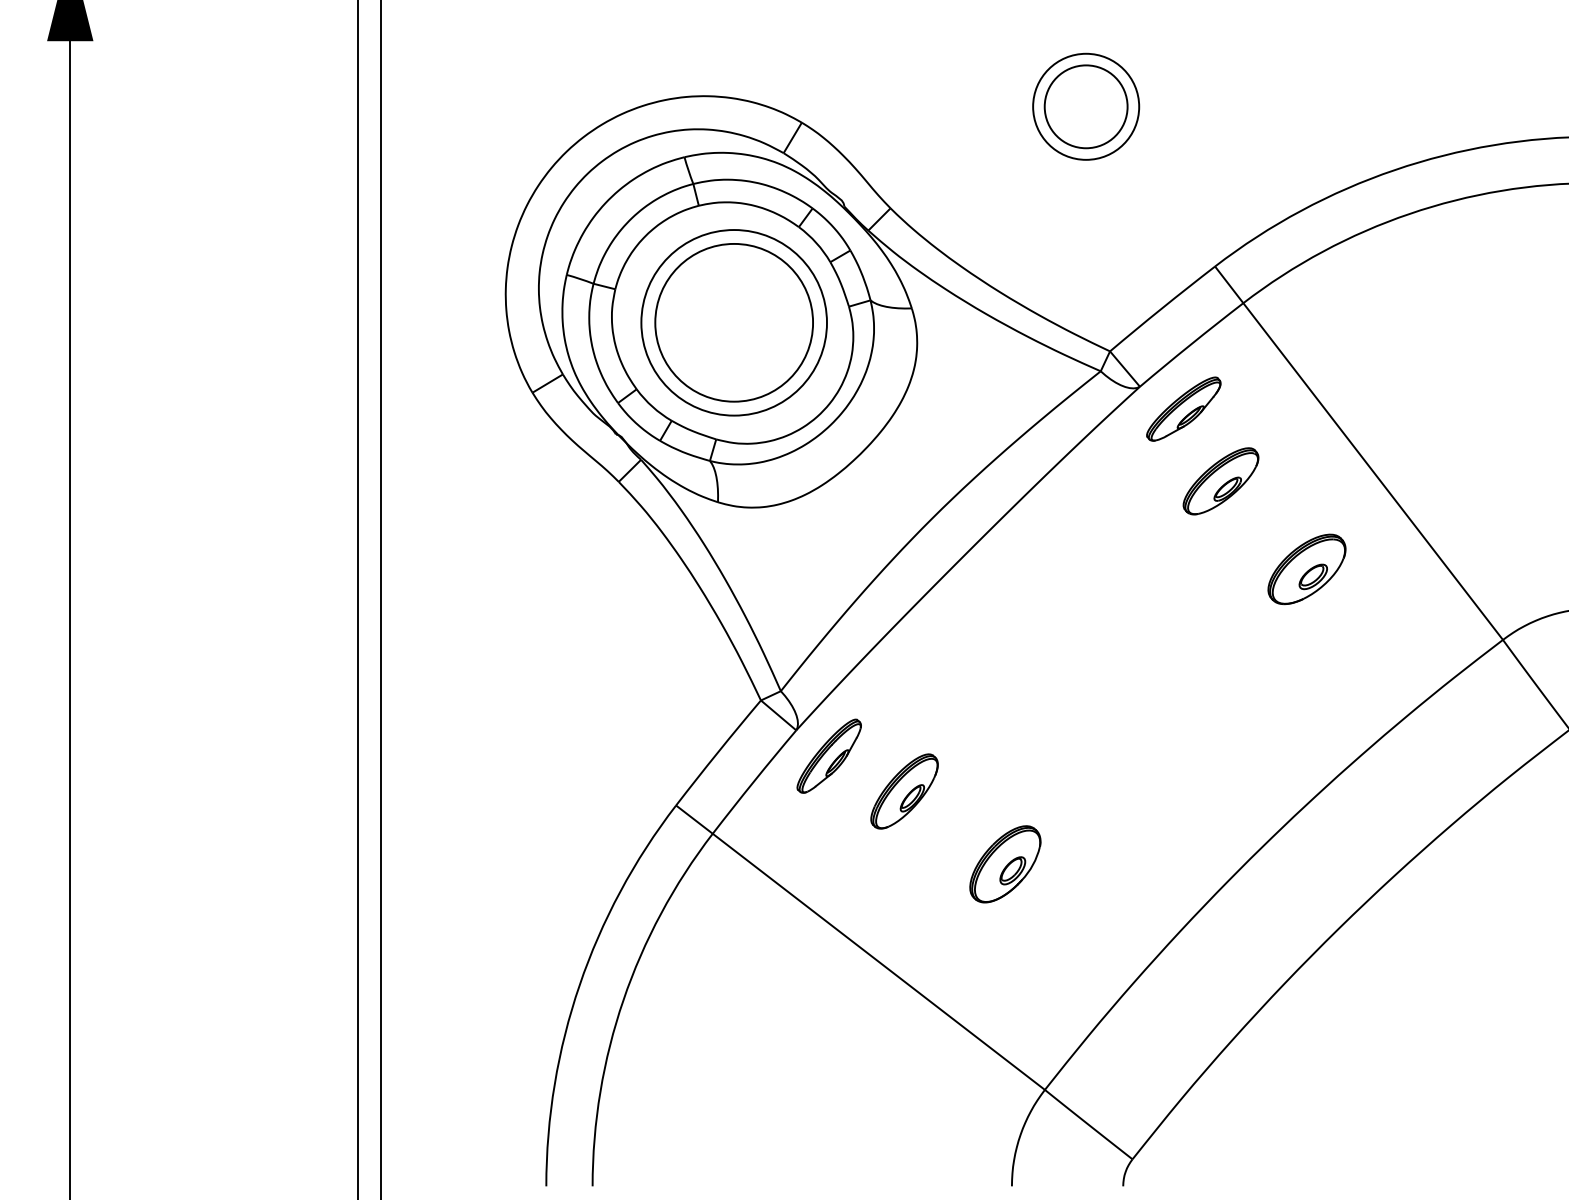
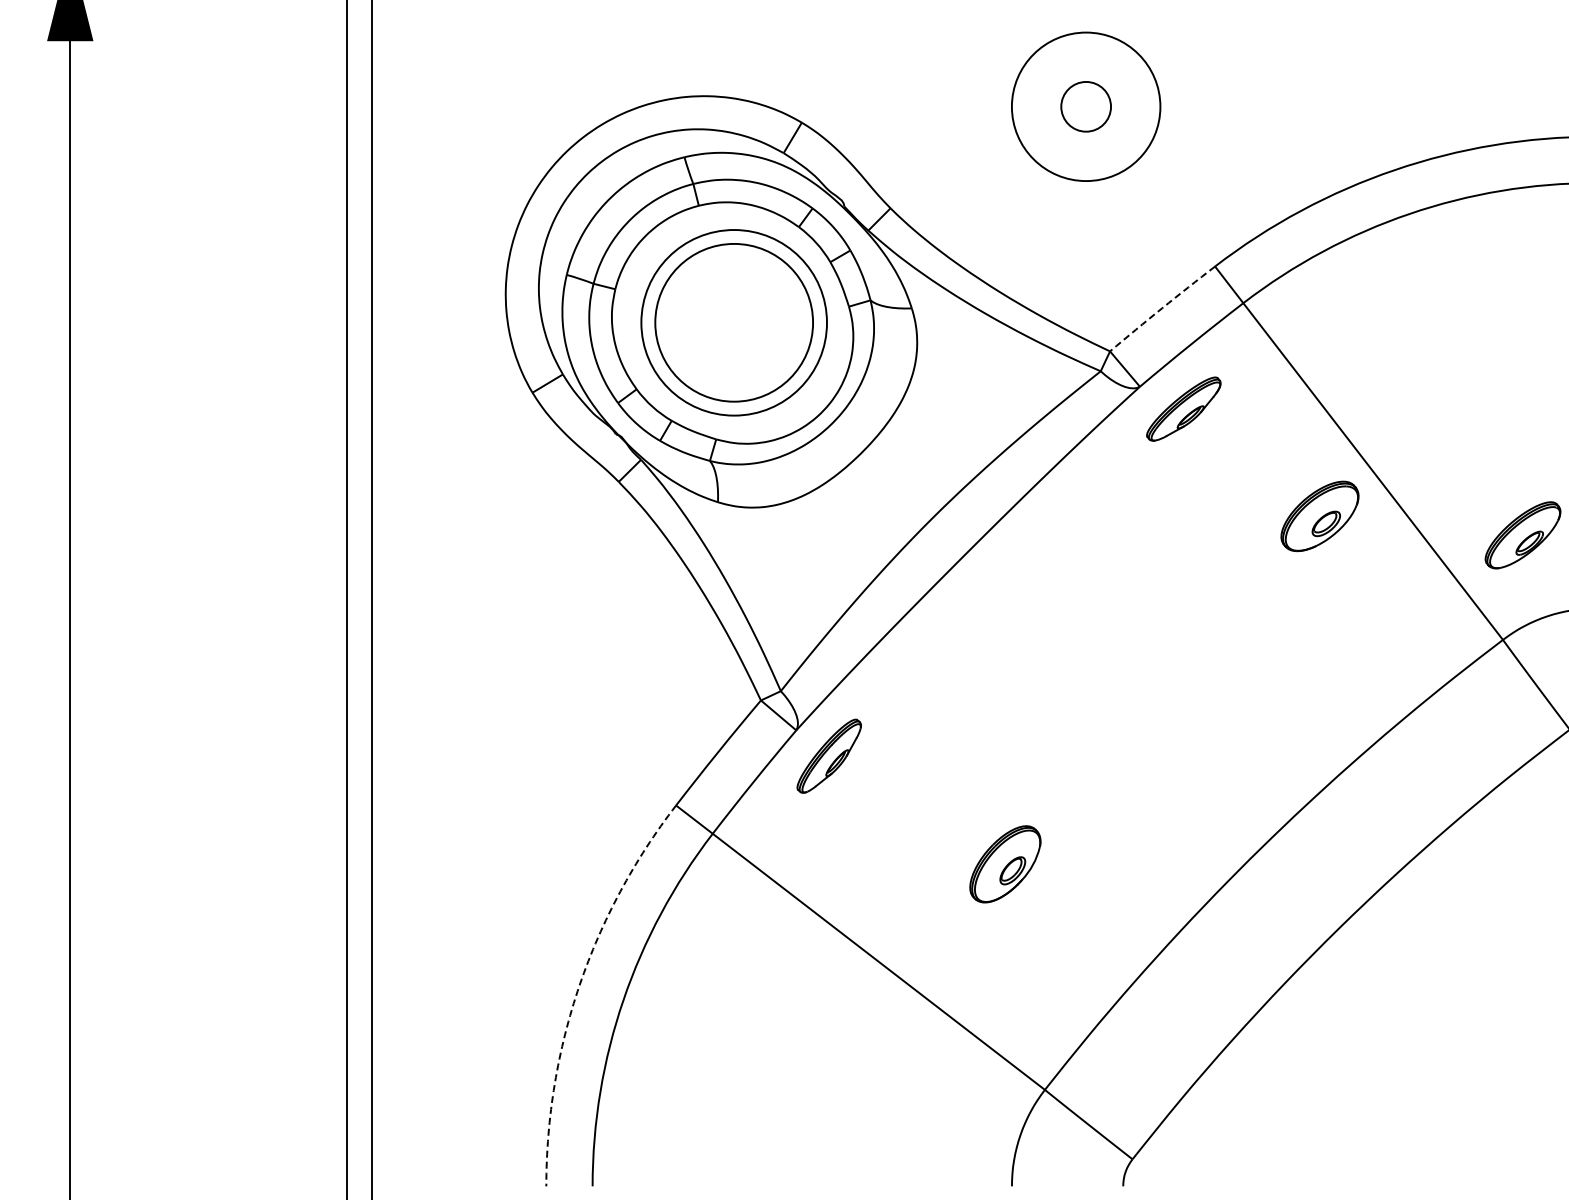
circle diameter: 83 px -> 50 px (1086, 106)
circle diameter: 106 px -> 148 px (1085, 106)
arc: solid -> dashed (1162, 308)
part position: (1220, 481) -> (1522, 535) (1522, 535)
part position: (1306, 569) -> (1319, 516) (1319, 516)
line position: (357, 599) -> (346, 599) (346, 599)
line position: (381, 599) -> (372, 599) (372, 599)
part: present -> none (904, 791)
arc: solid -> dashed (579, 985)
